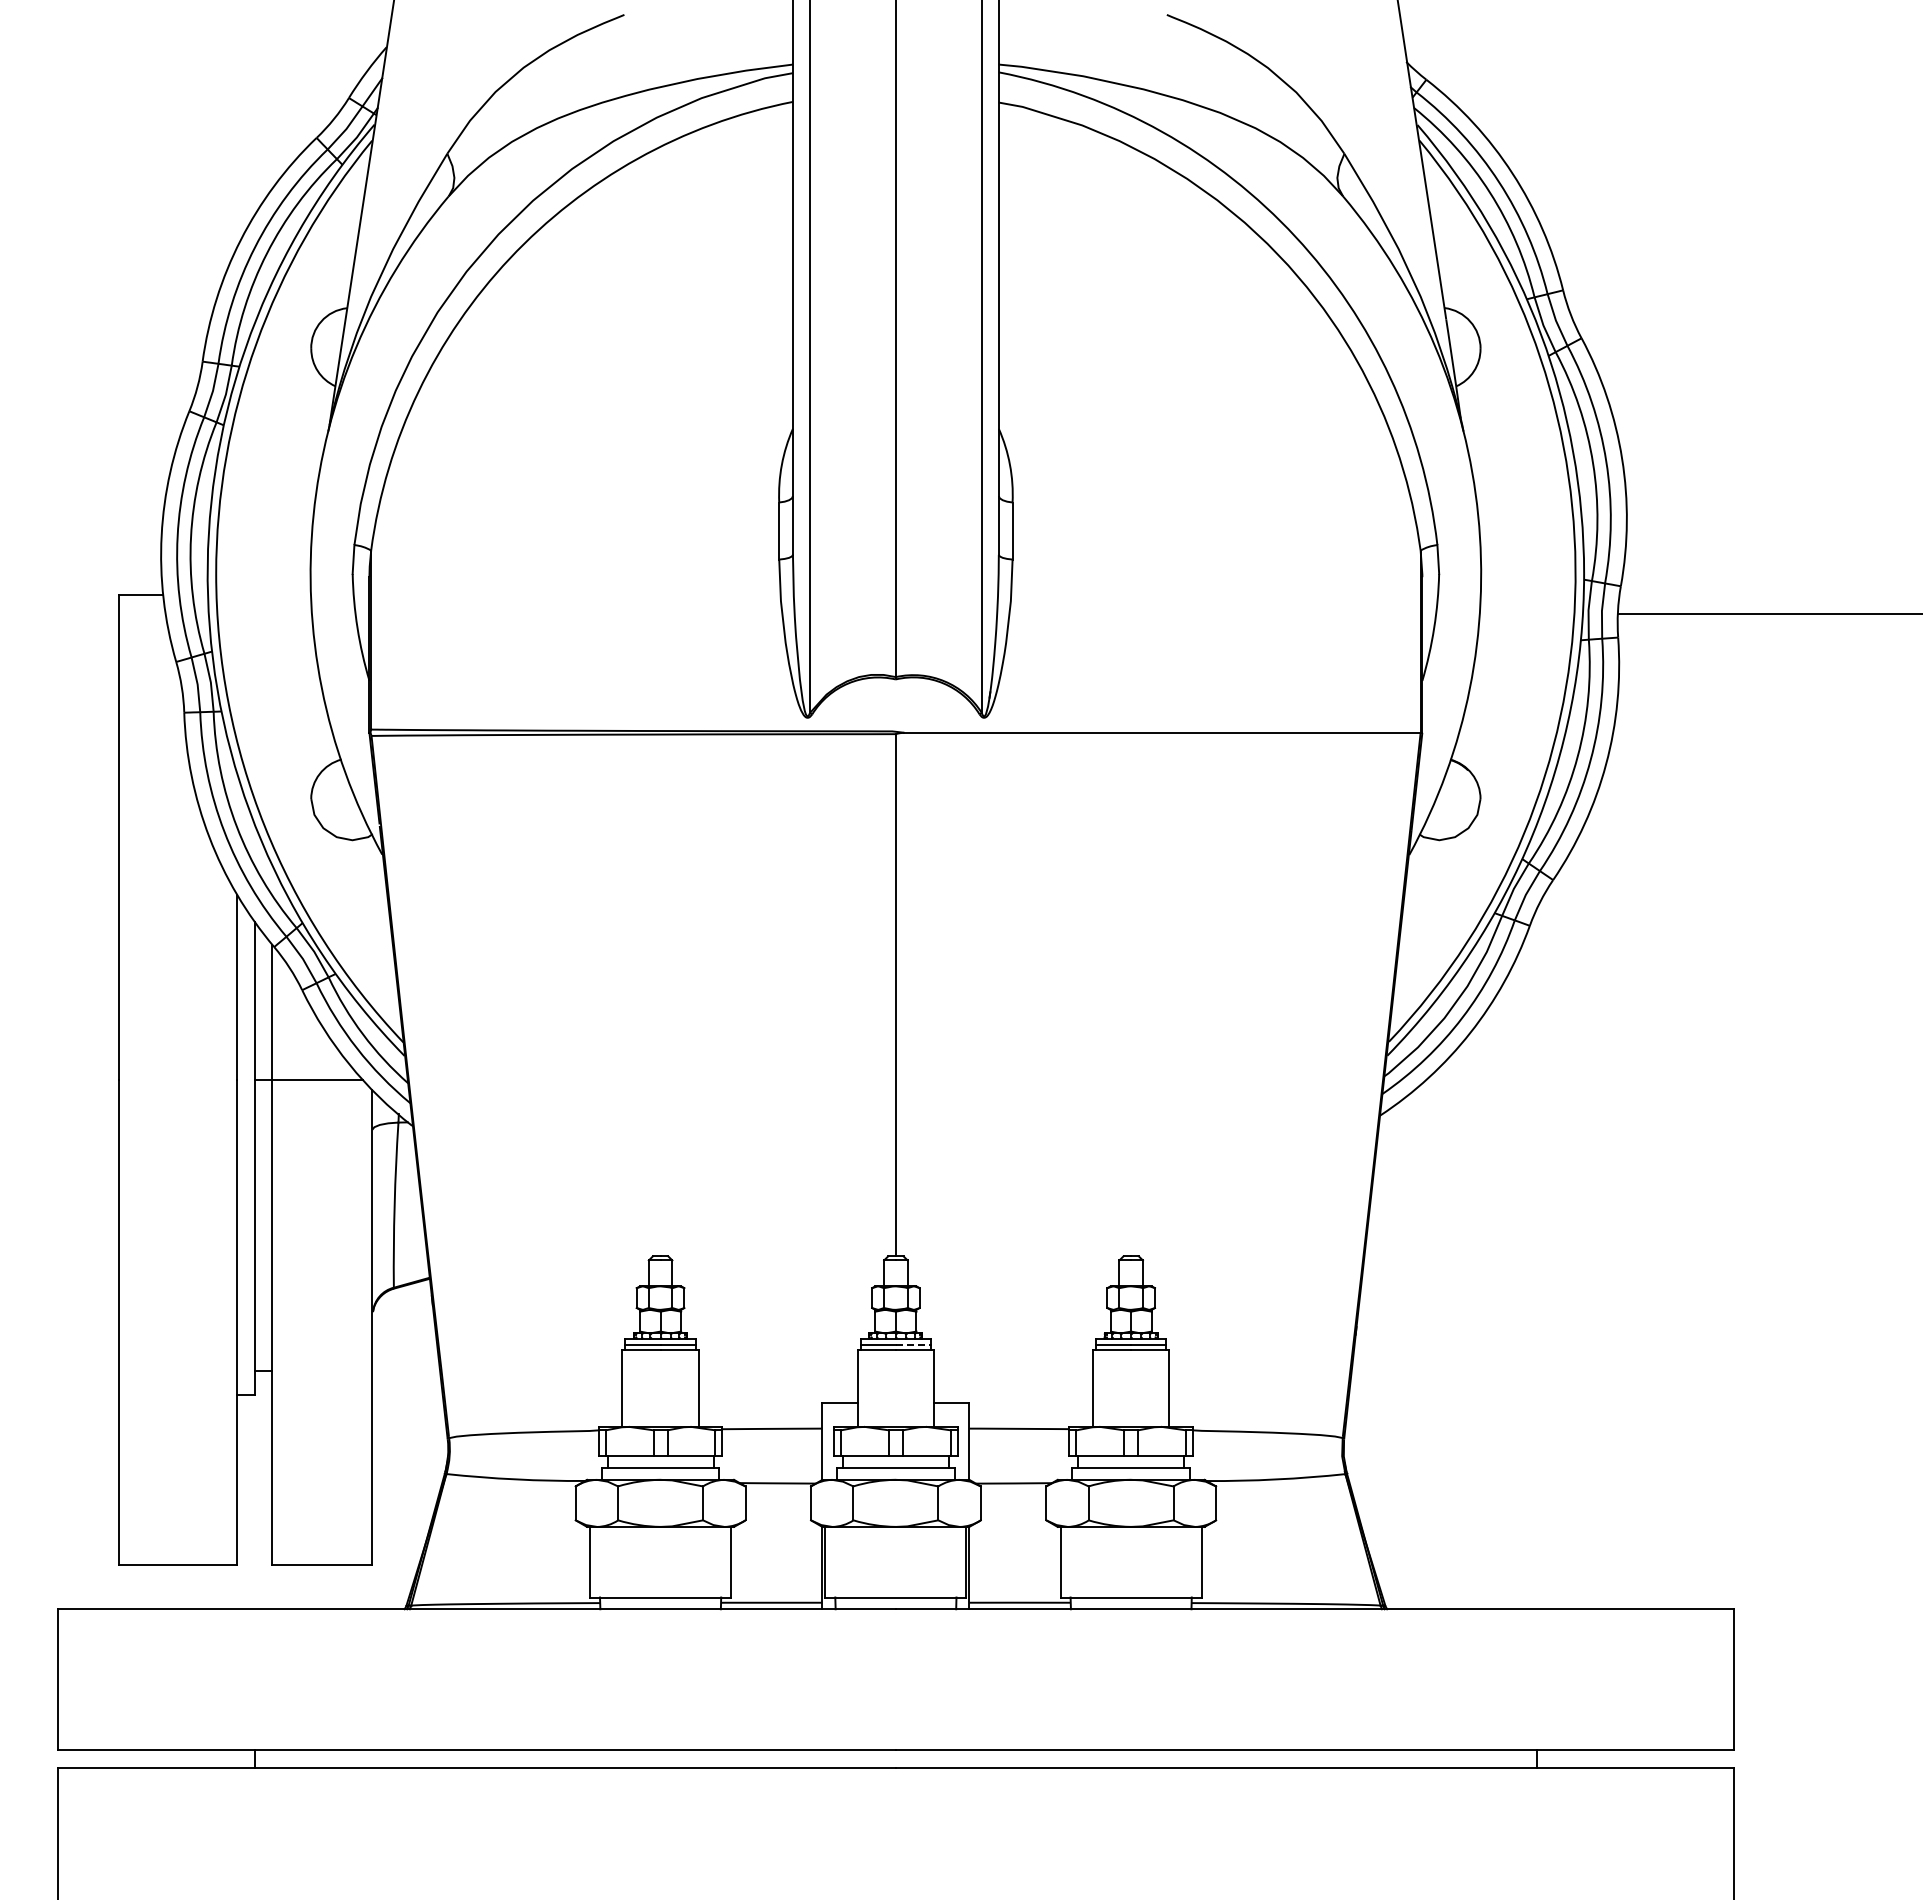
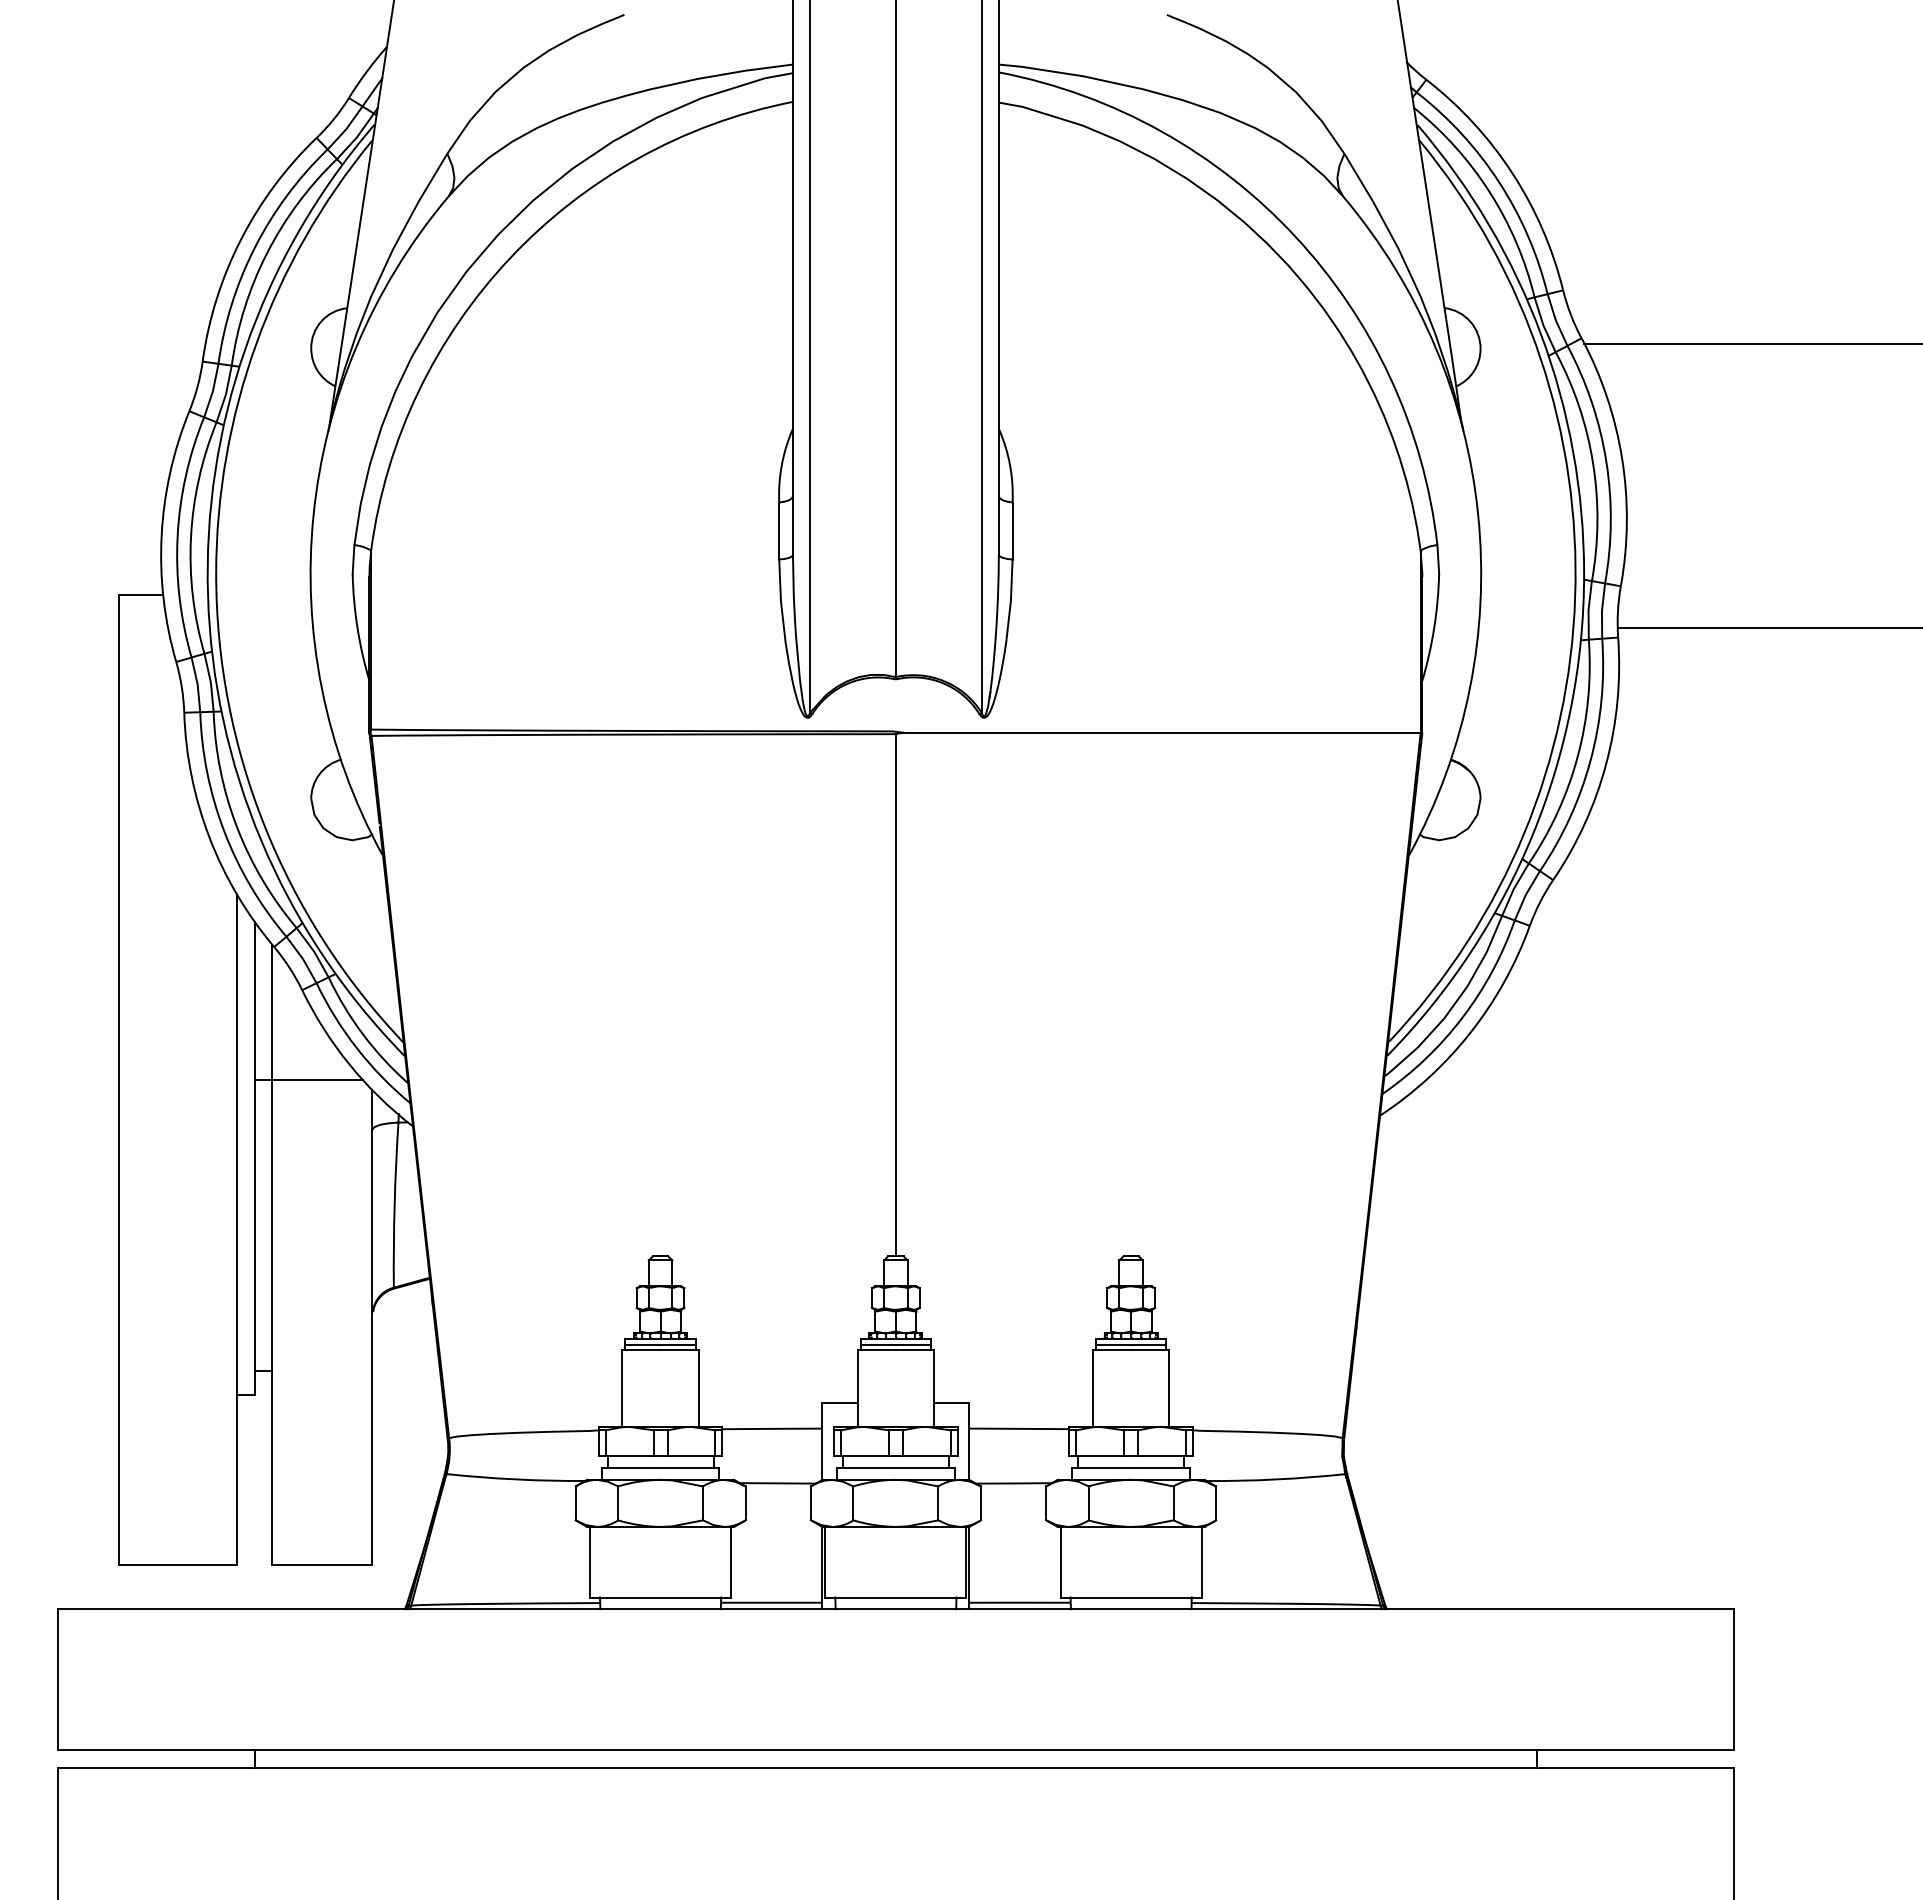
line: none -> present (1751, 343)
line position: (1768, 613) -> (1768, 627) (1768, 627)
line: dashed -> solid (913, 1344)
